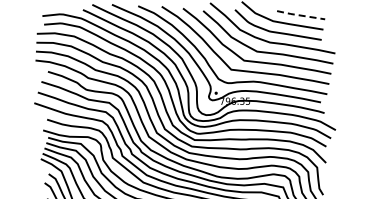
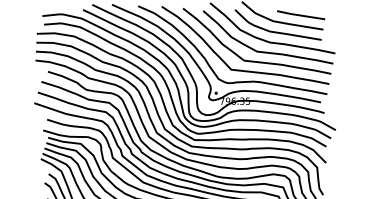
line: dashed -> solid (300, 15)
